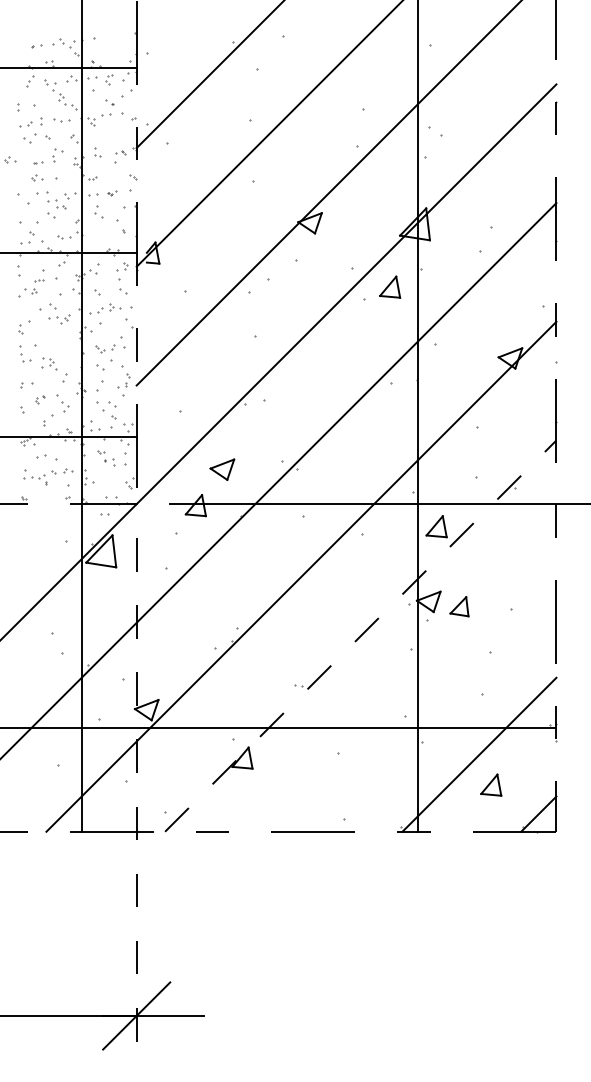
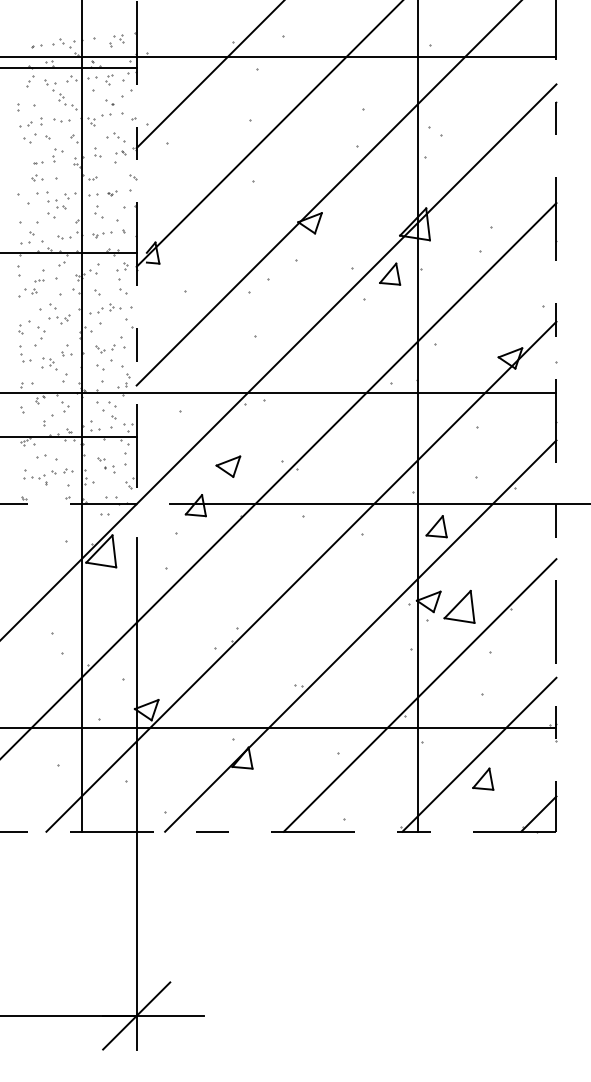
part: none -> present (116, 40)
line: none -> present (279, 56)
part: none -> present (115, 137)
part: present -> none (10, 159)
part: none -> present (102, 234)
part position: (390, 286) -> (390, 273) (390, 273)
part: none -> present (41, 332)
part: none -> present (66, 350)
line: none -> present (279, 392)
part position: (106, 458) -> (106, 465) (106, 465)
part position: (222, 469) -> (228, 466) (228, 466)
part size: 21x22 px -> 33x35 px (459, 606)
line: dashed -> solid (360, 636)
line: none -> present (419, 695)
part position: (491, 784) -> (483, 778) (483, 778)
line: dashed -> solid (136, 793)
